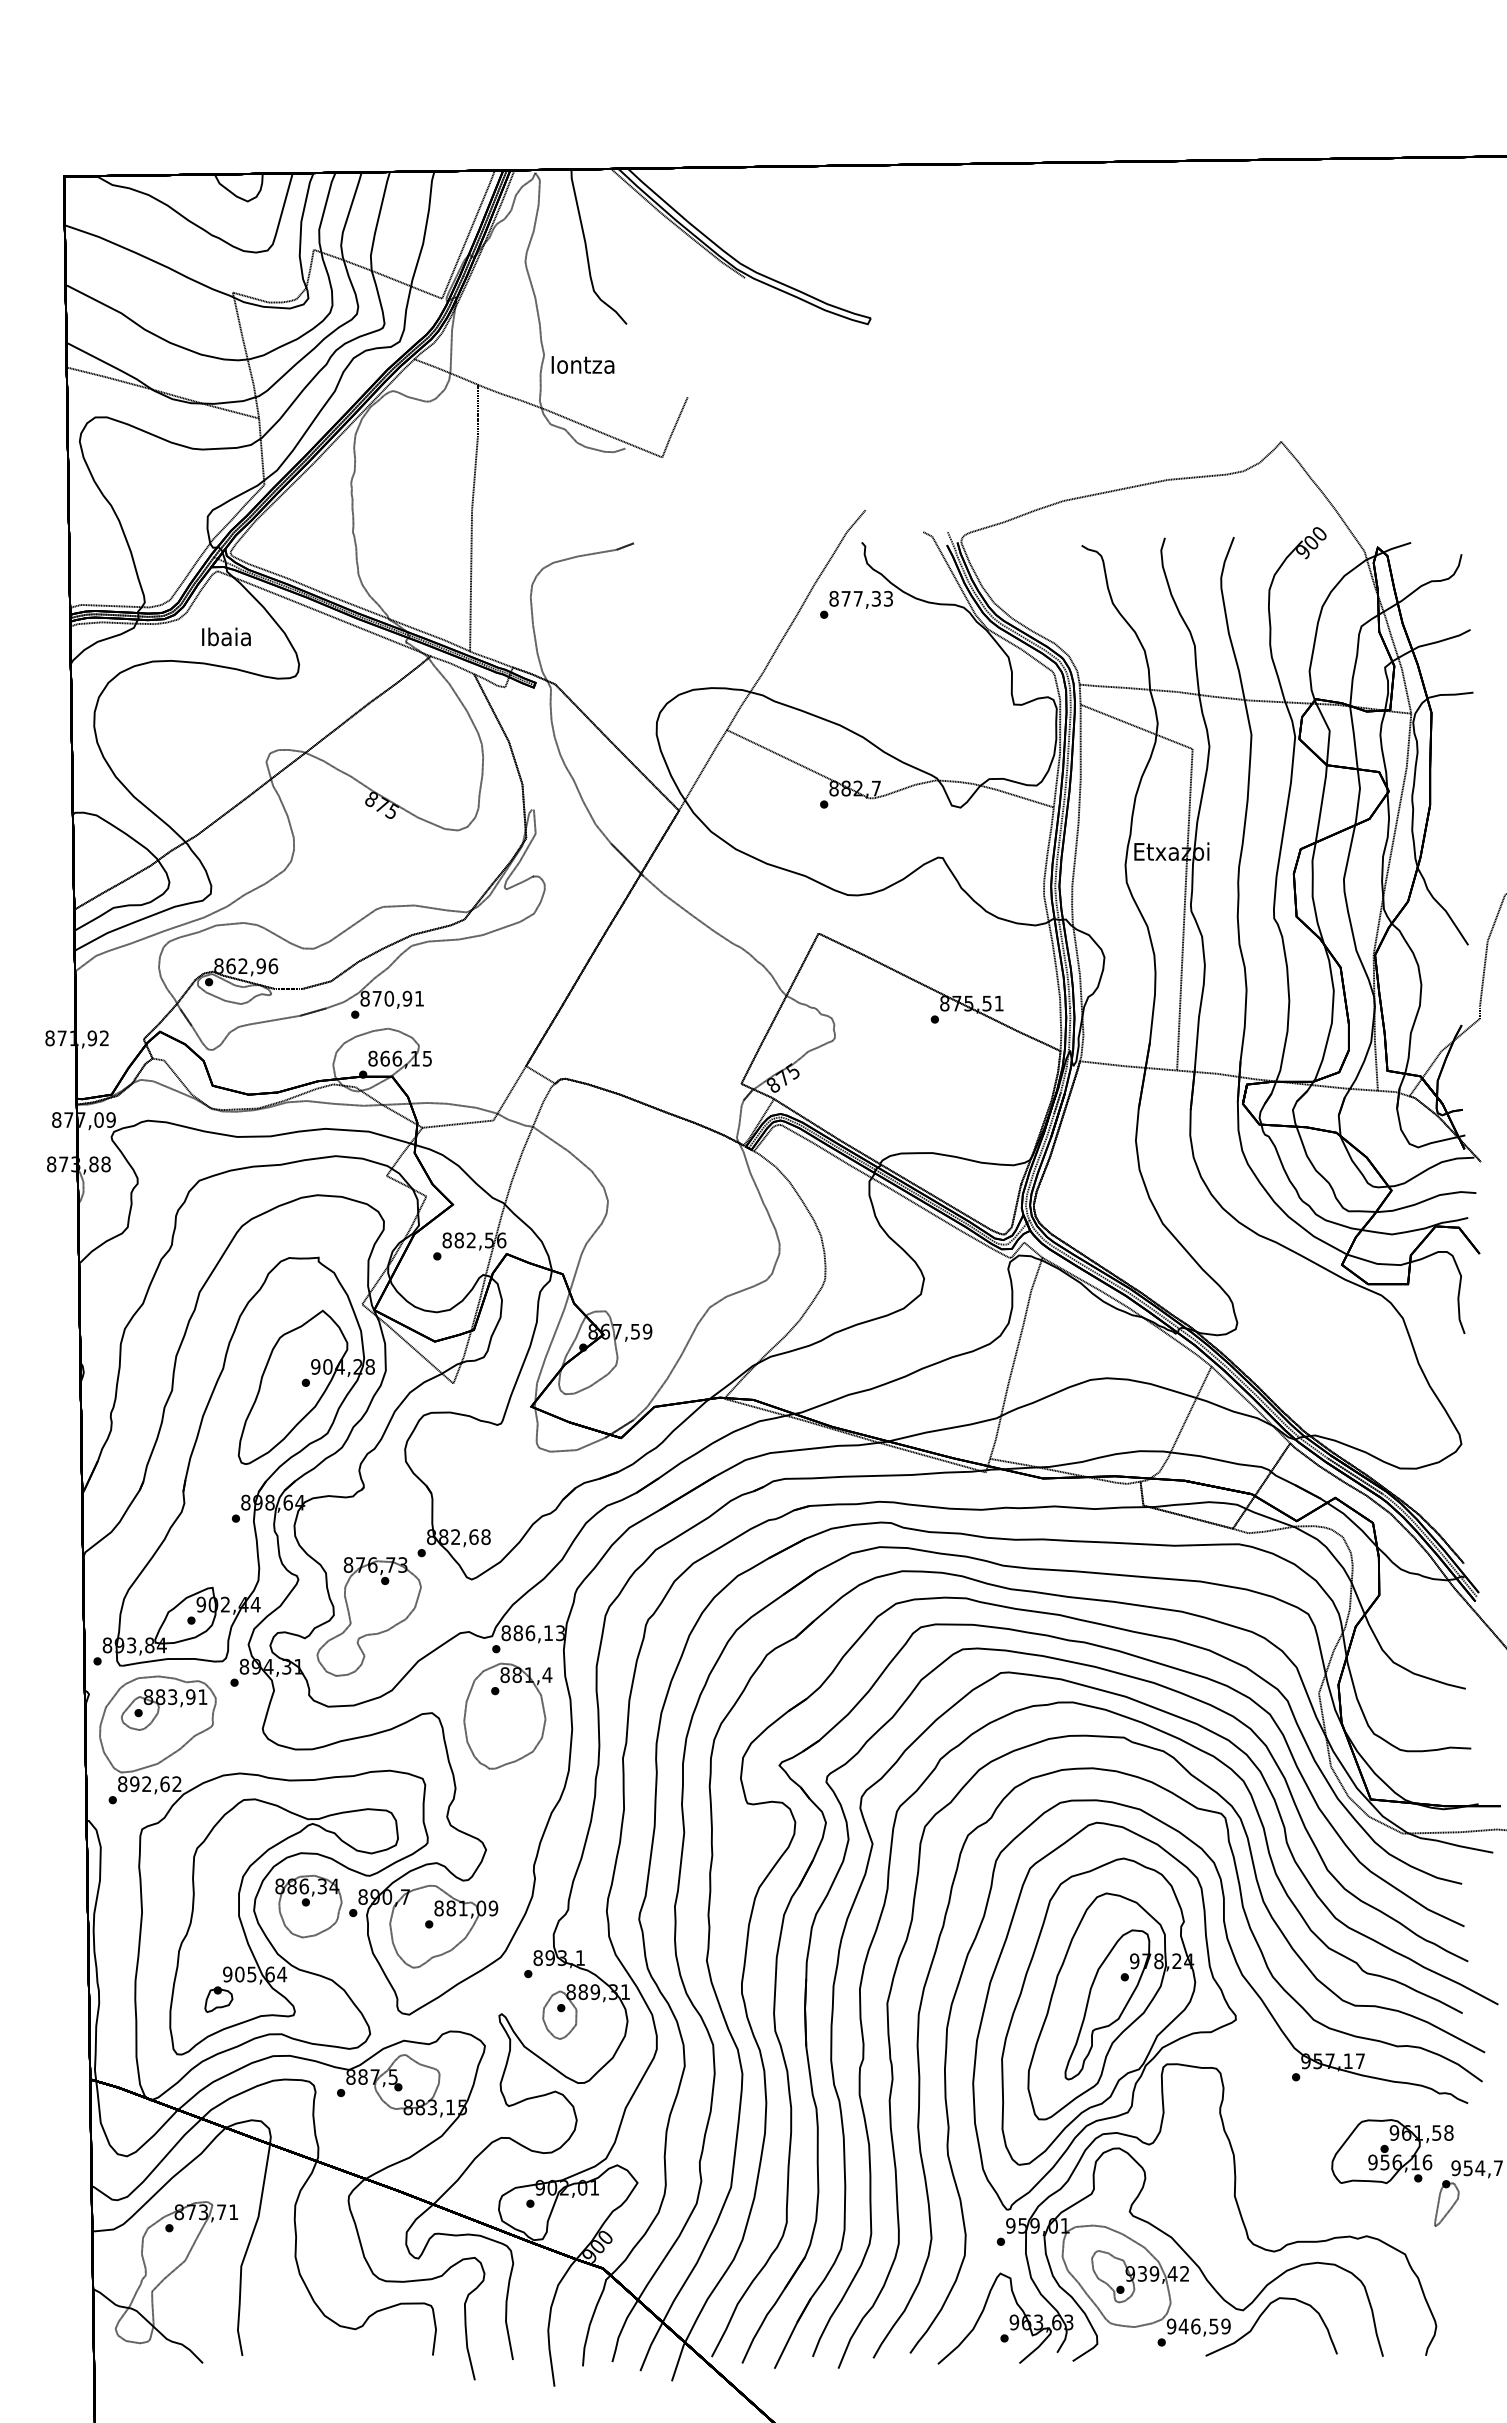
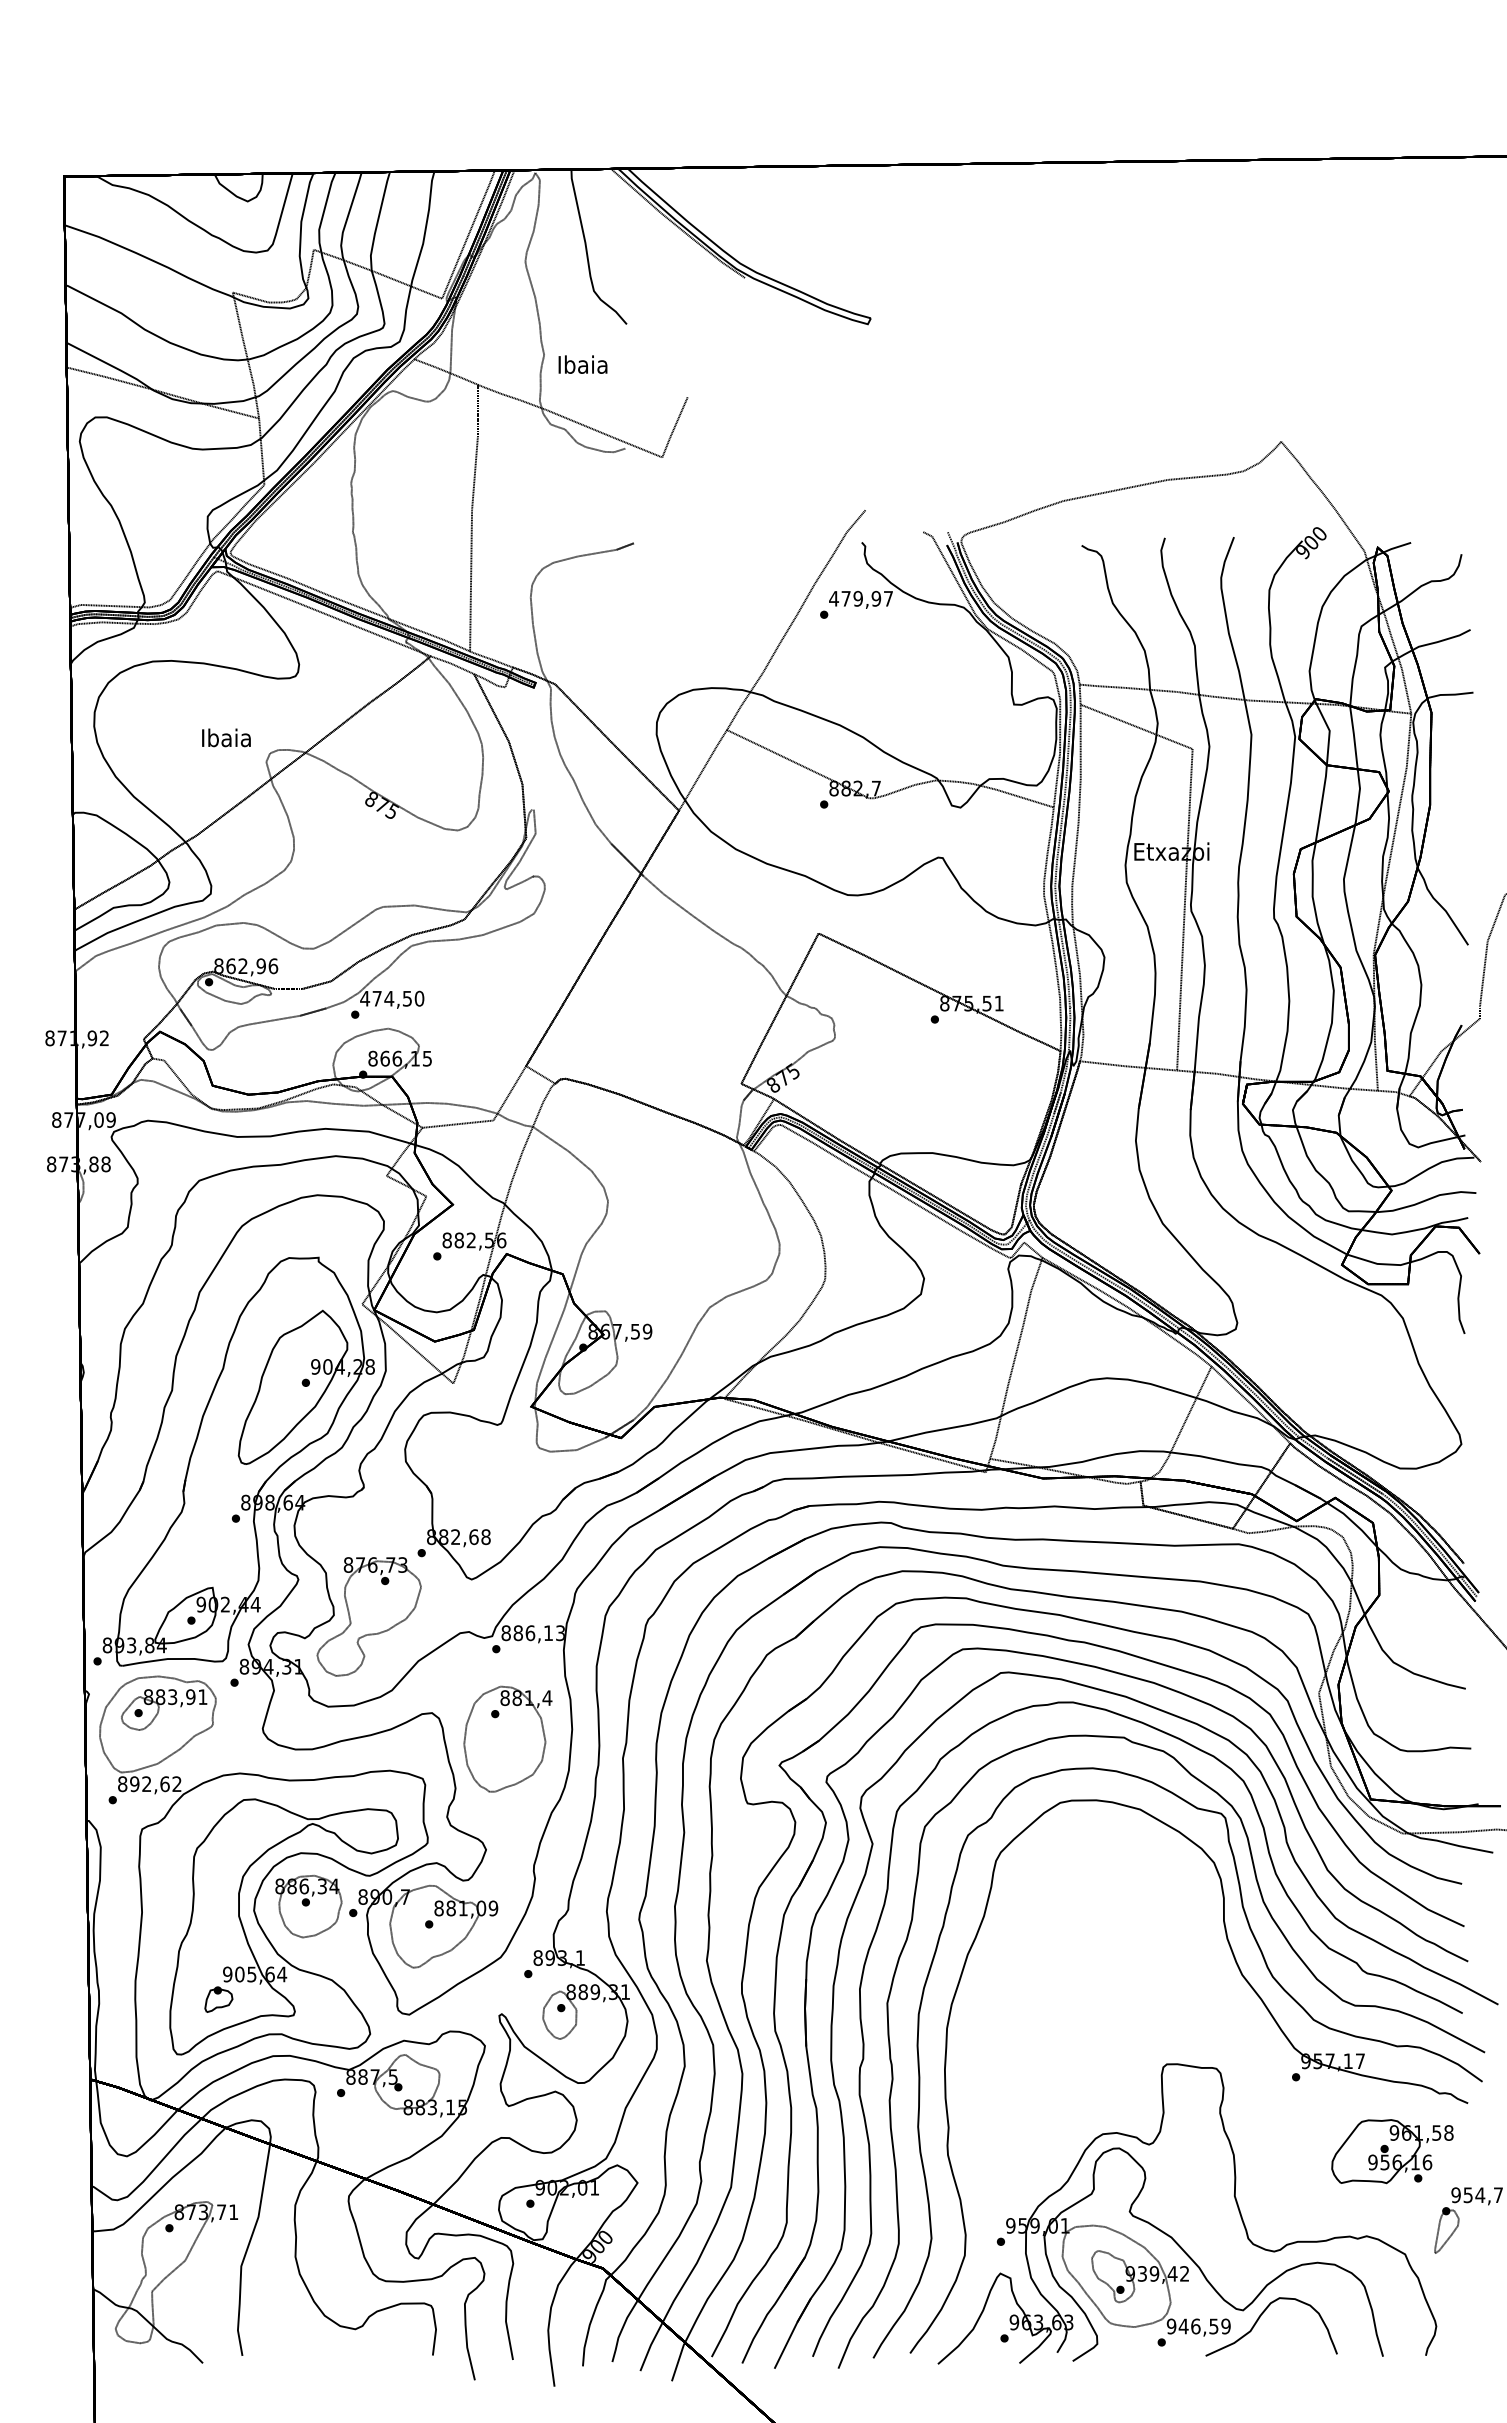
text: Iontza -> Ibaia (582, 364)
text: 877,33 -> 479,97 (860, 598)
text position: (226, 636) -> (226, 737) (226, 737)
text: 870,91 -> 474,50 (392, 998)
part position: (507, 1715) -> (507, 1738) (507, 1738)
part: present -> none (1104, 2015)
part position: (1459, 2193) -> (1459, 2220) (1459, 2220)
